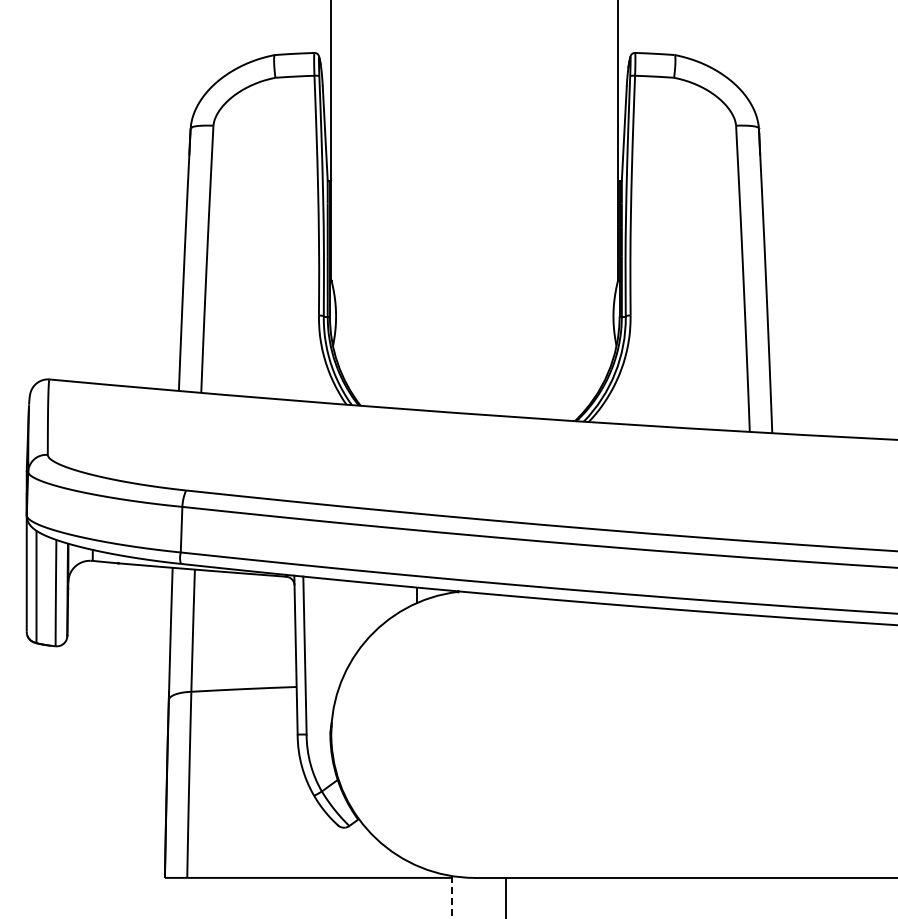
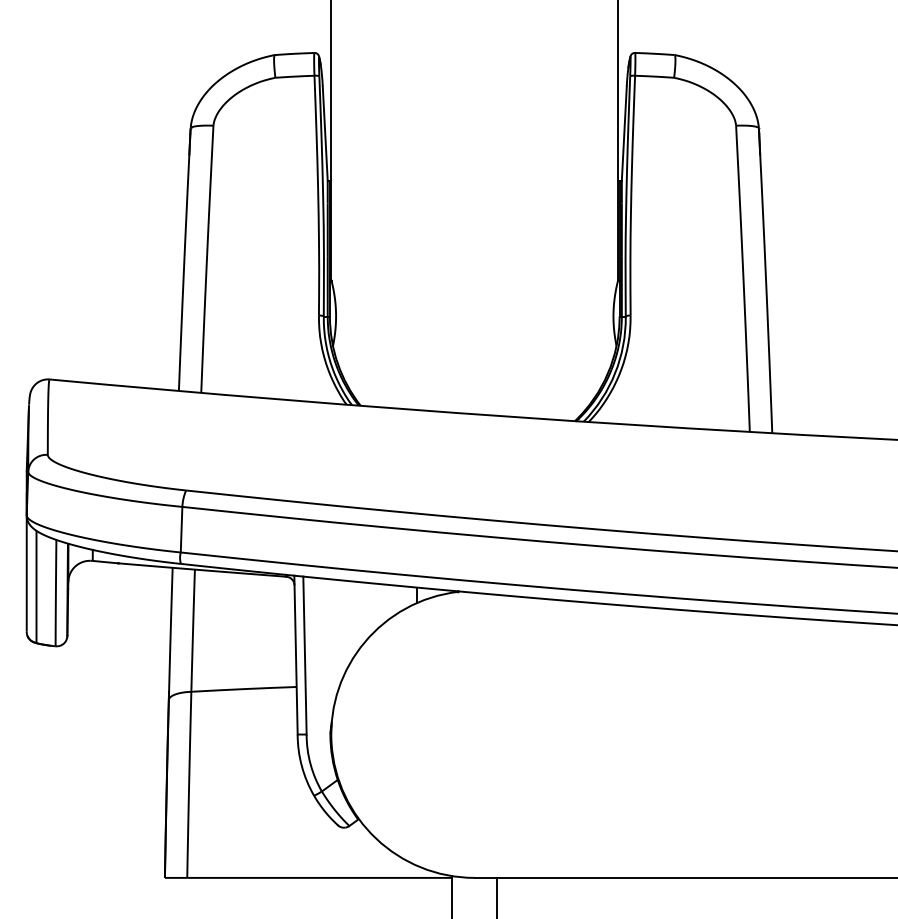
line position: (506, 896) -> (497, 896) (497, 896)
line: dashed -> solid (452, 897)
